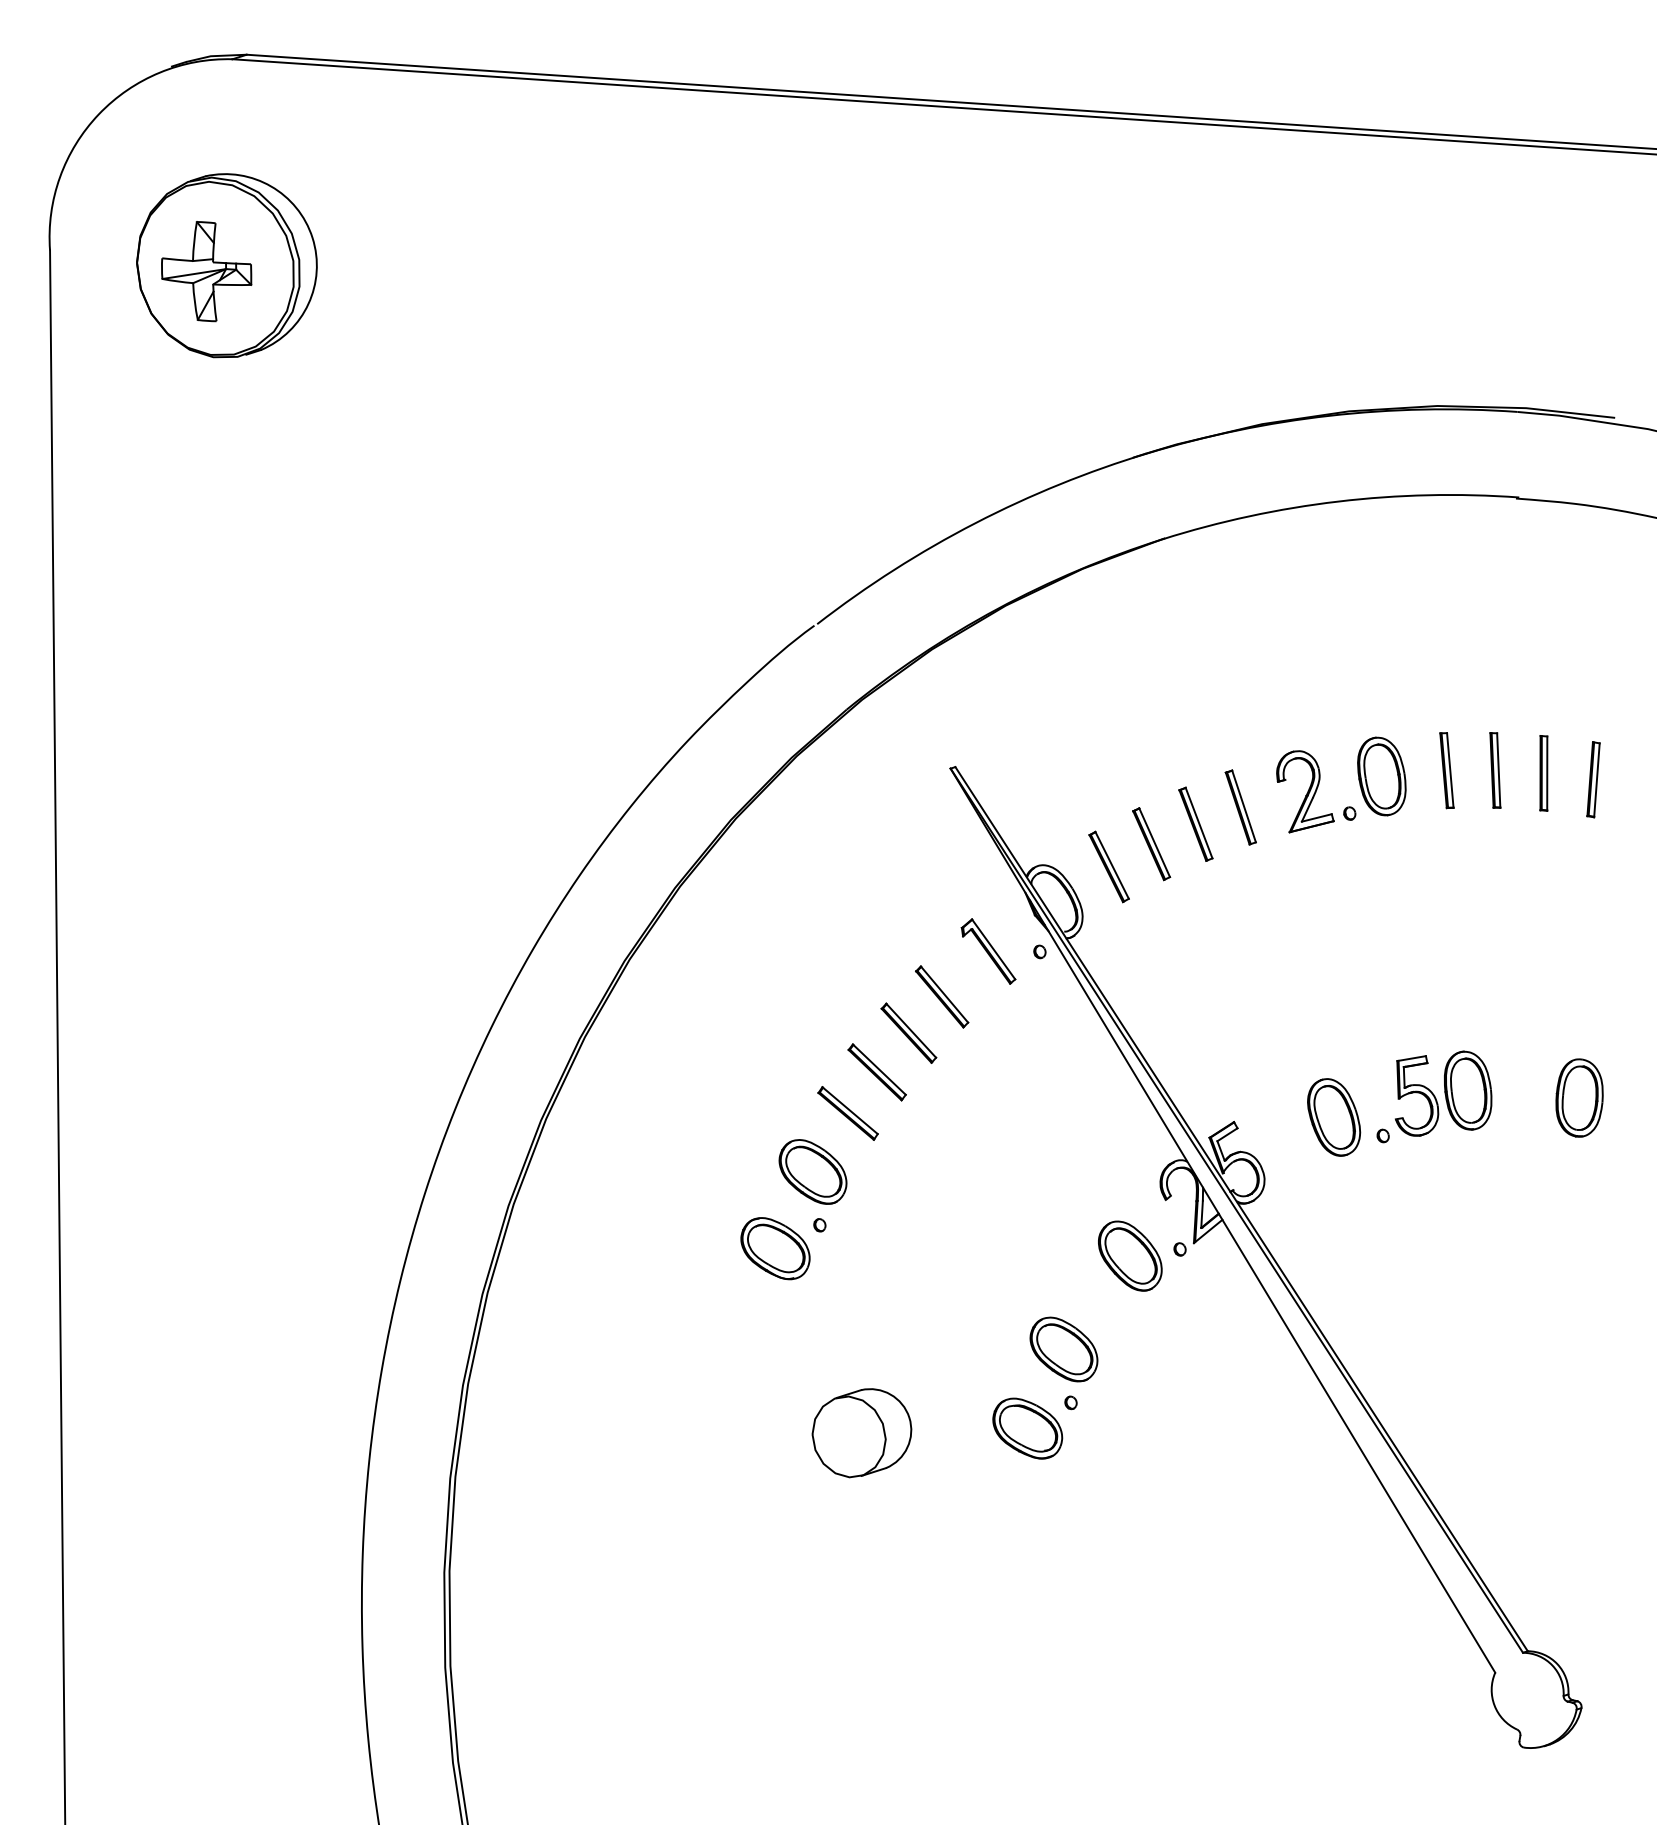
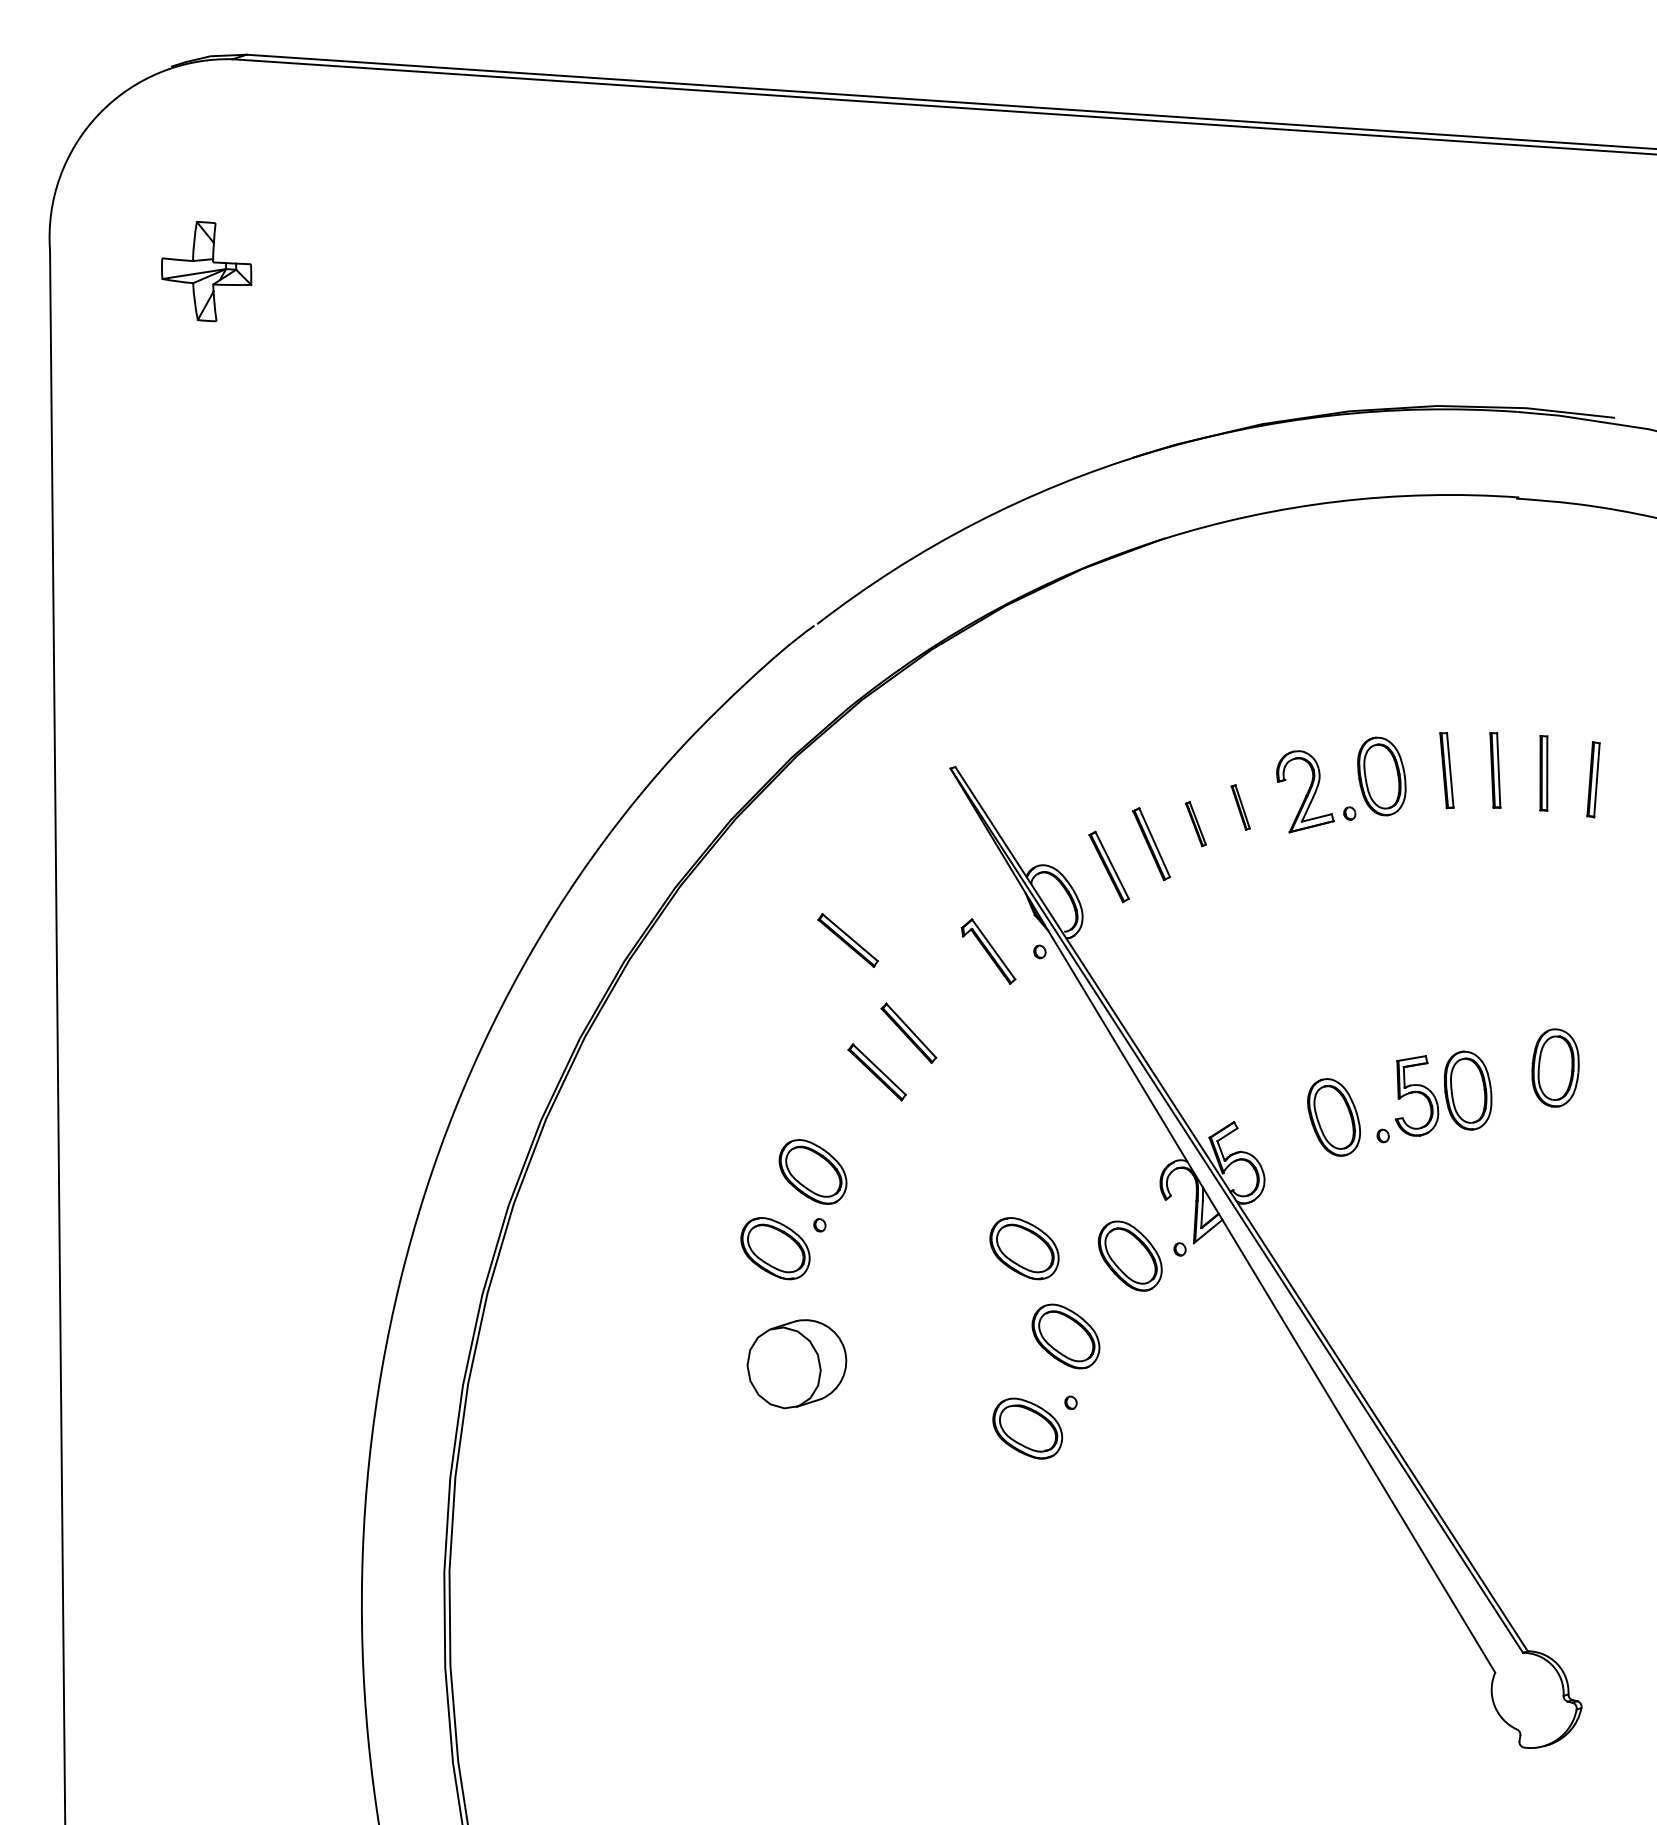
part: present -> none (226, 265)
part size: 33x77 px -> 21x47 px (1240, 807)
part size: 36x76 px -> 22x47 px (1195, 824)
part: present -> none (942, 996)
part position: (1579, 1097) -> (1555, 1067) (1555, 1067)
part position: (847, 1113) -> (847, 940) (847, 940)
part: none -> present (1024, 1248)
part position: (1063, 1349) -> (1065, 1336) (1065, 1336)
part position: (861, 1433) -> (796, 1364) (796, 1364)
